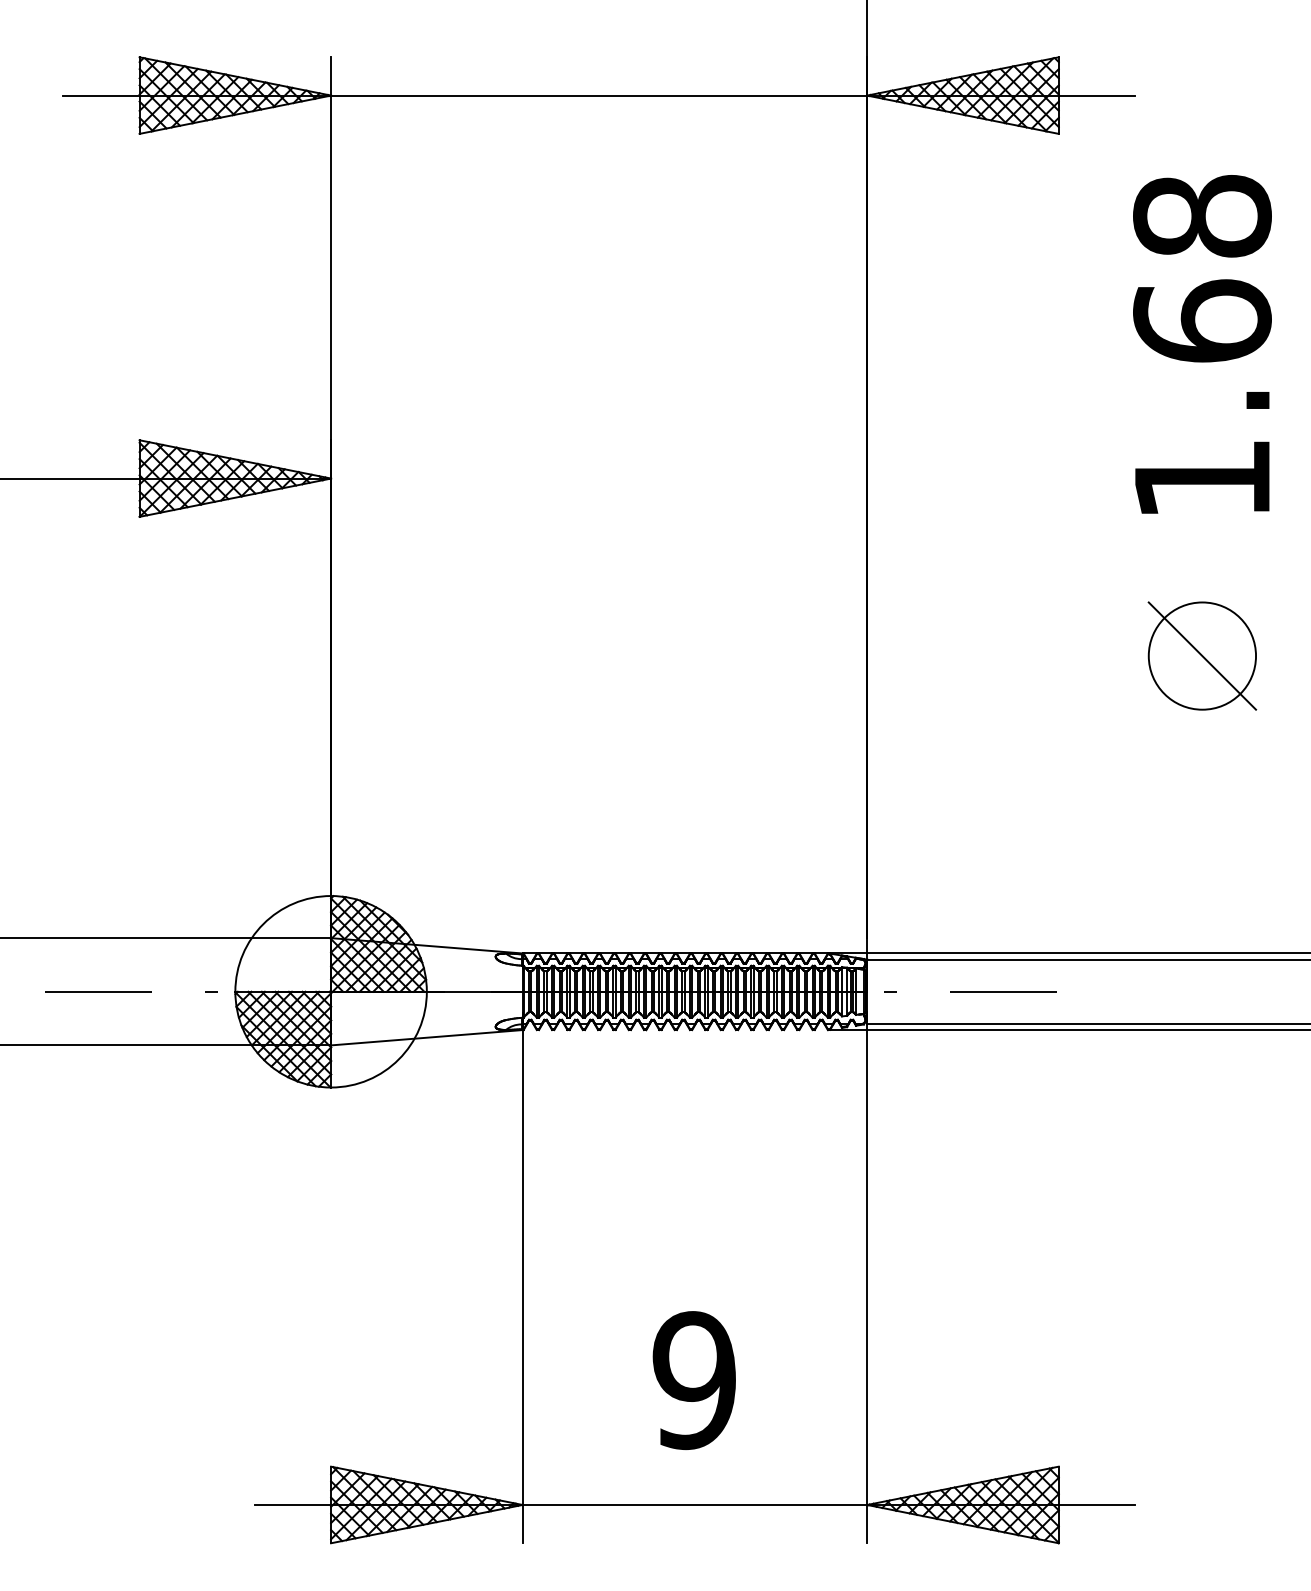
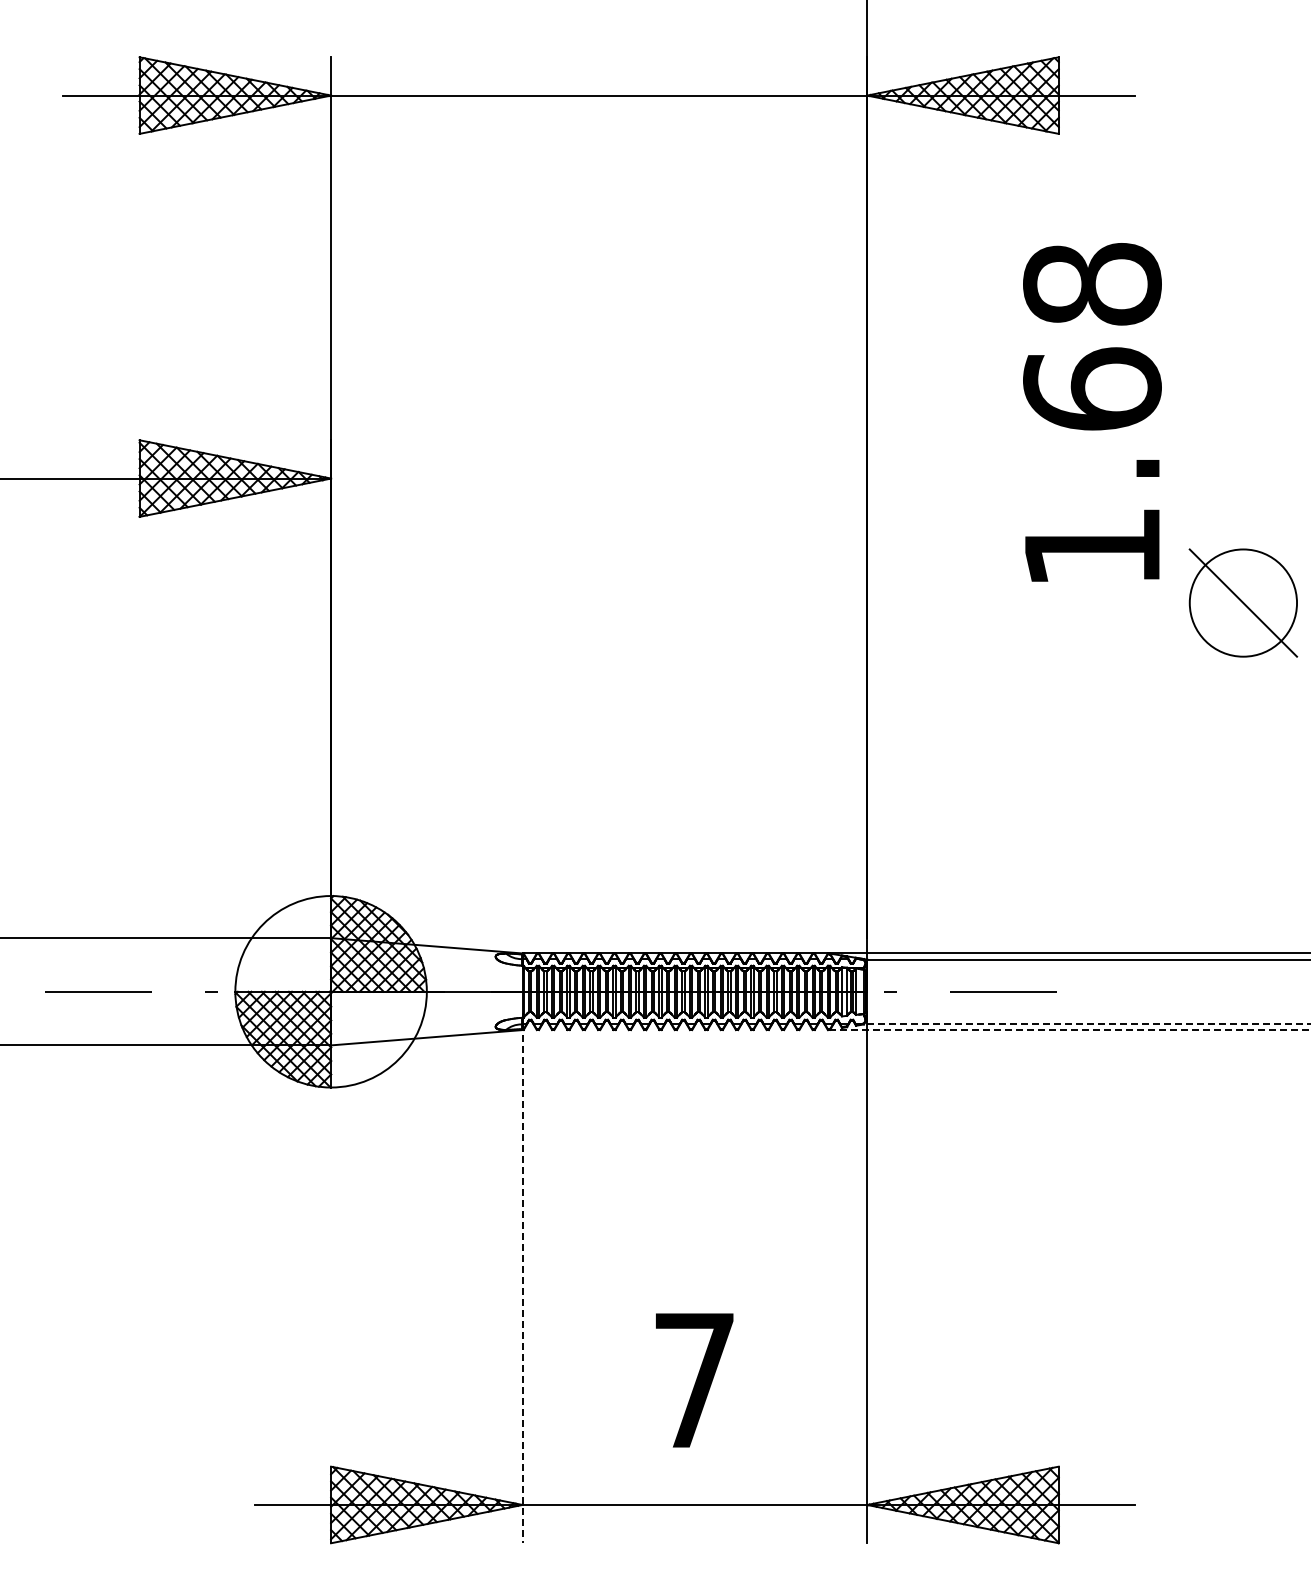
text position: (1202, 344) -> (1092, 412) (1092, 412)
part position: (1202, 655) -> (1243, 602) (1243, 602)
line: solid -> dashed (1089, 1023)
line: solid -> dashed (1069, 1030)
line: solid -> dashed (522, 1278)
text: 9 -> 7 (693, 1380)
